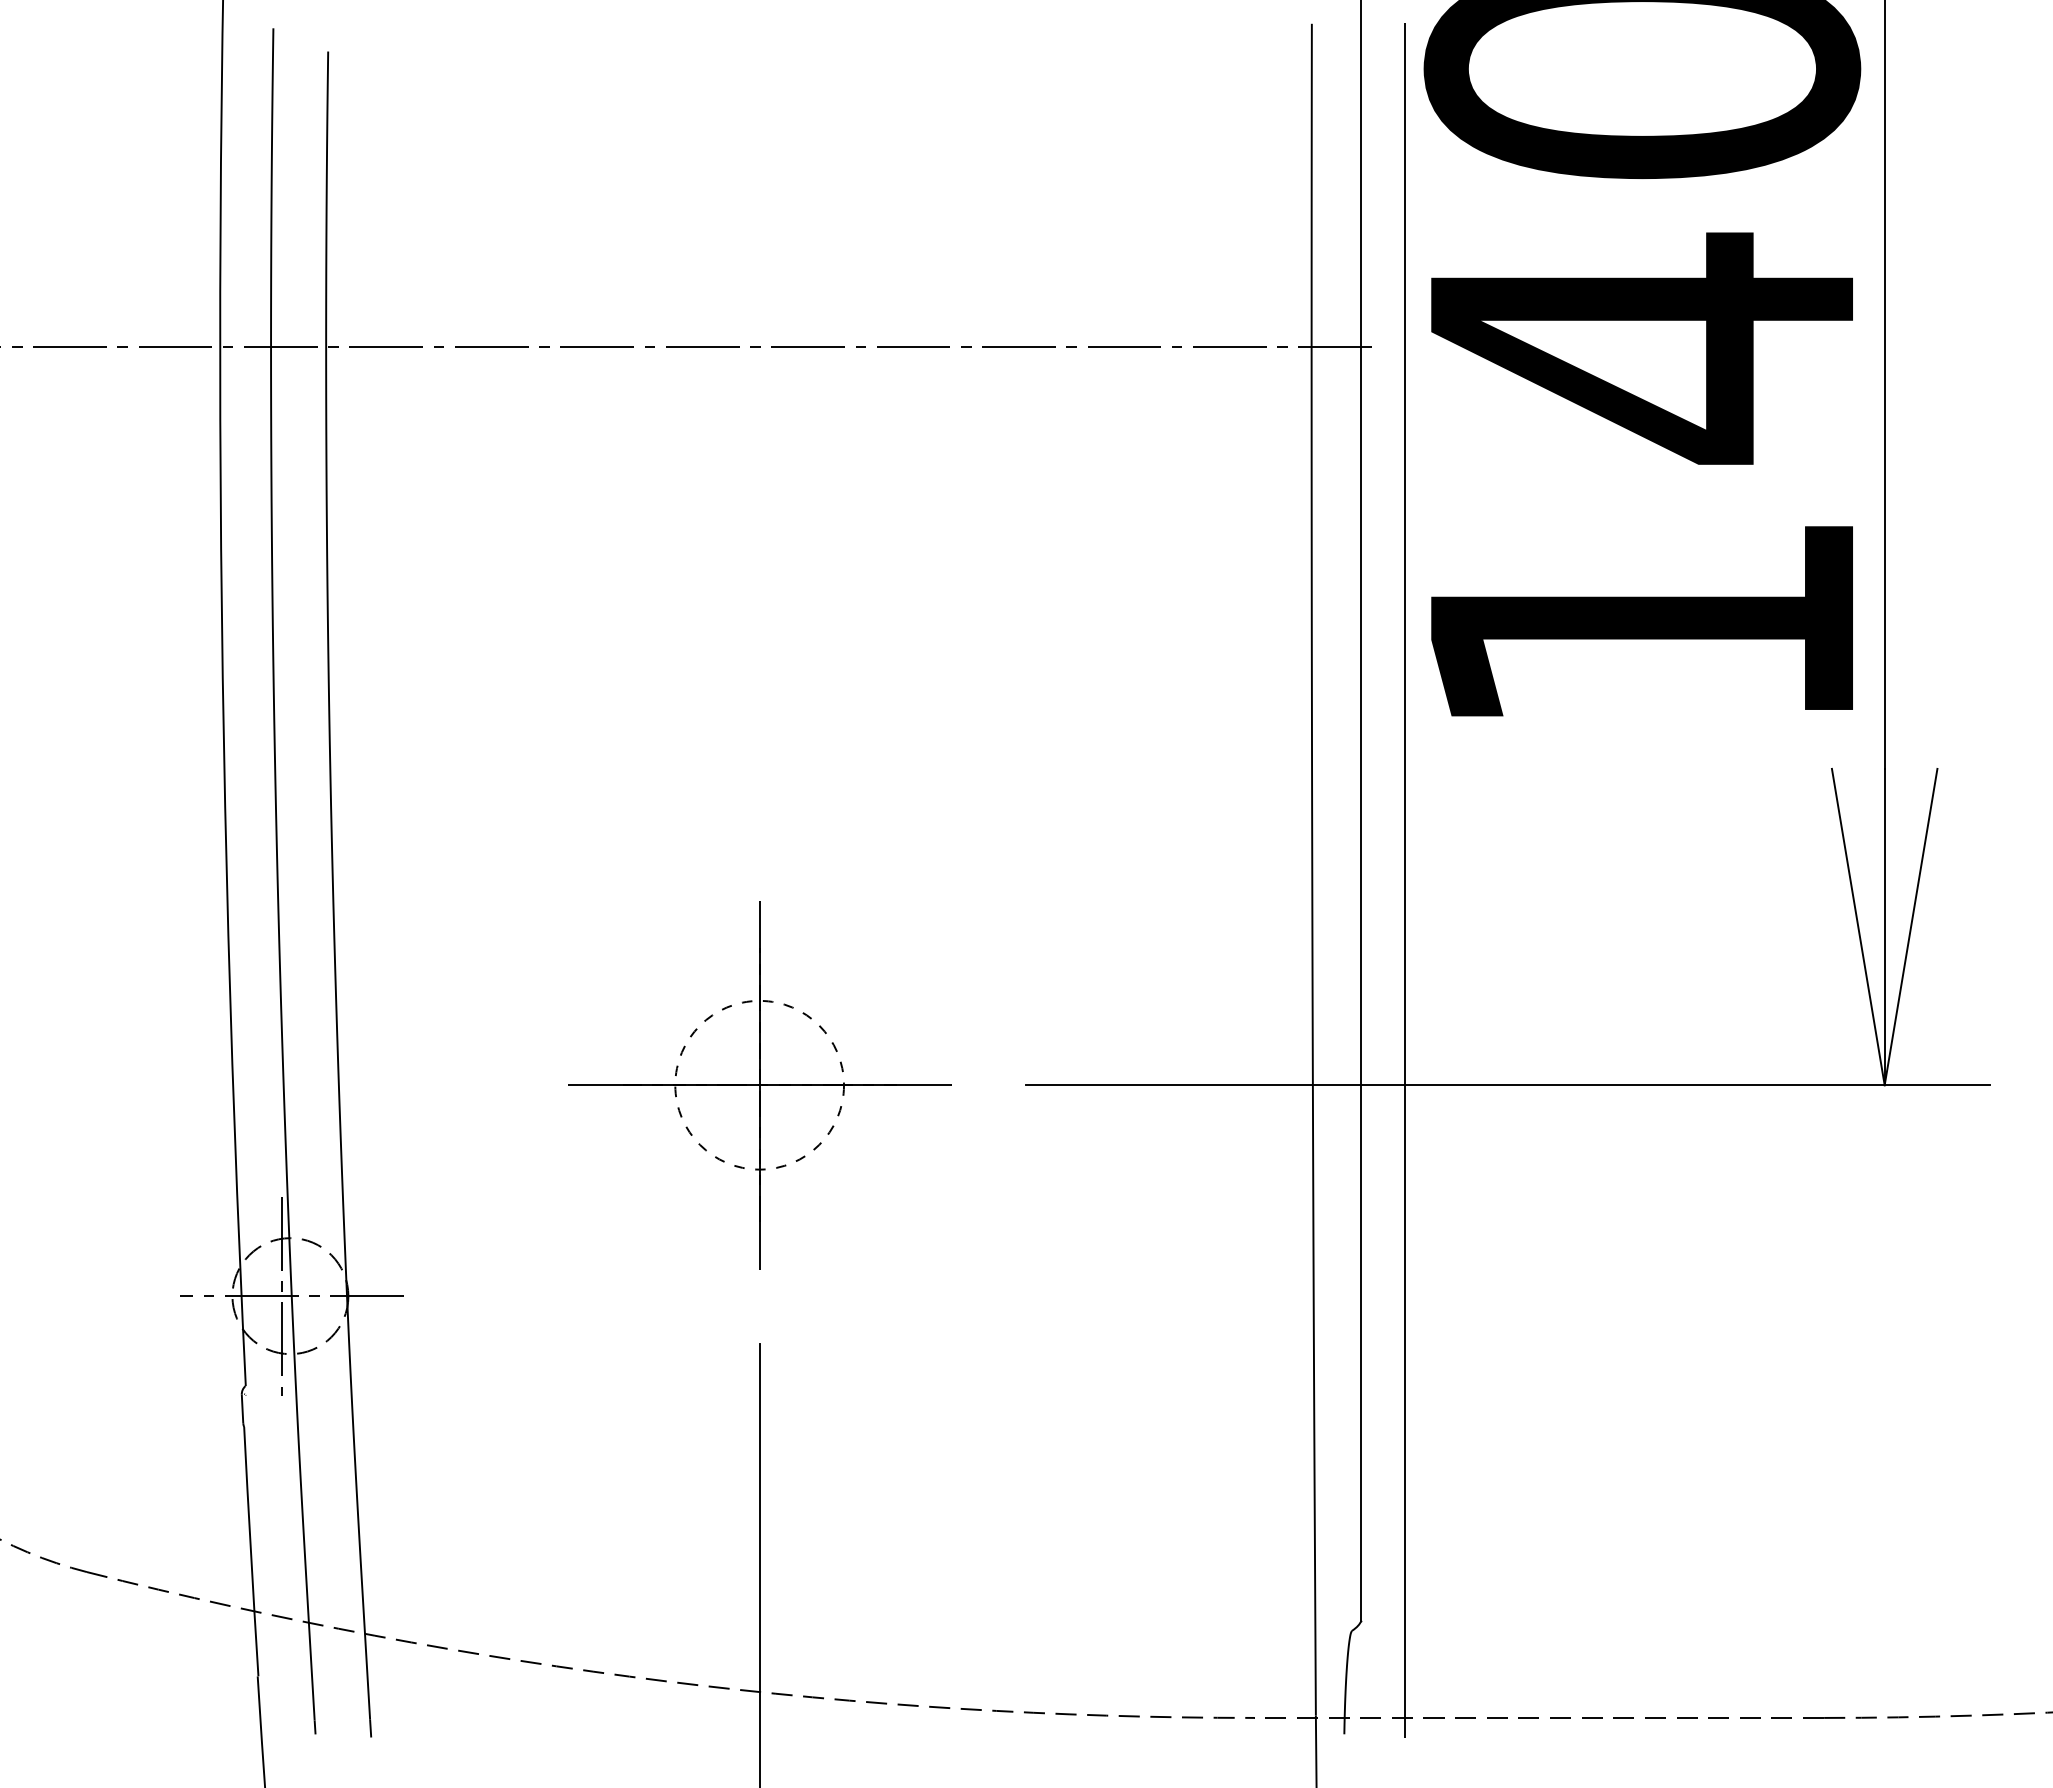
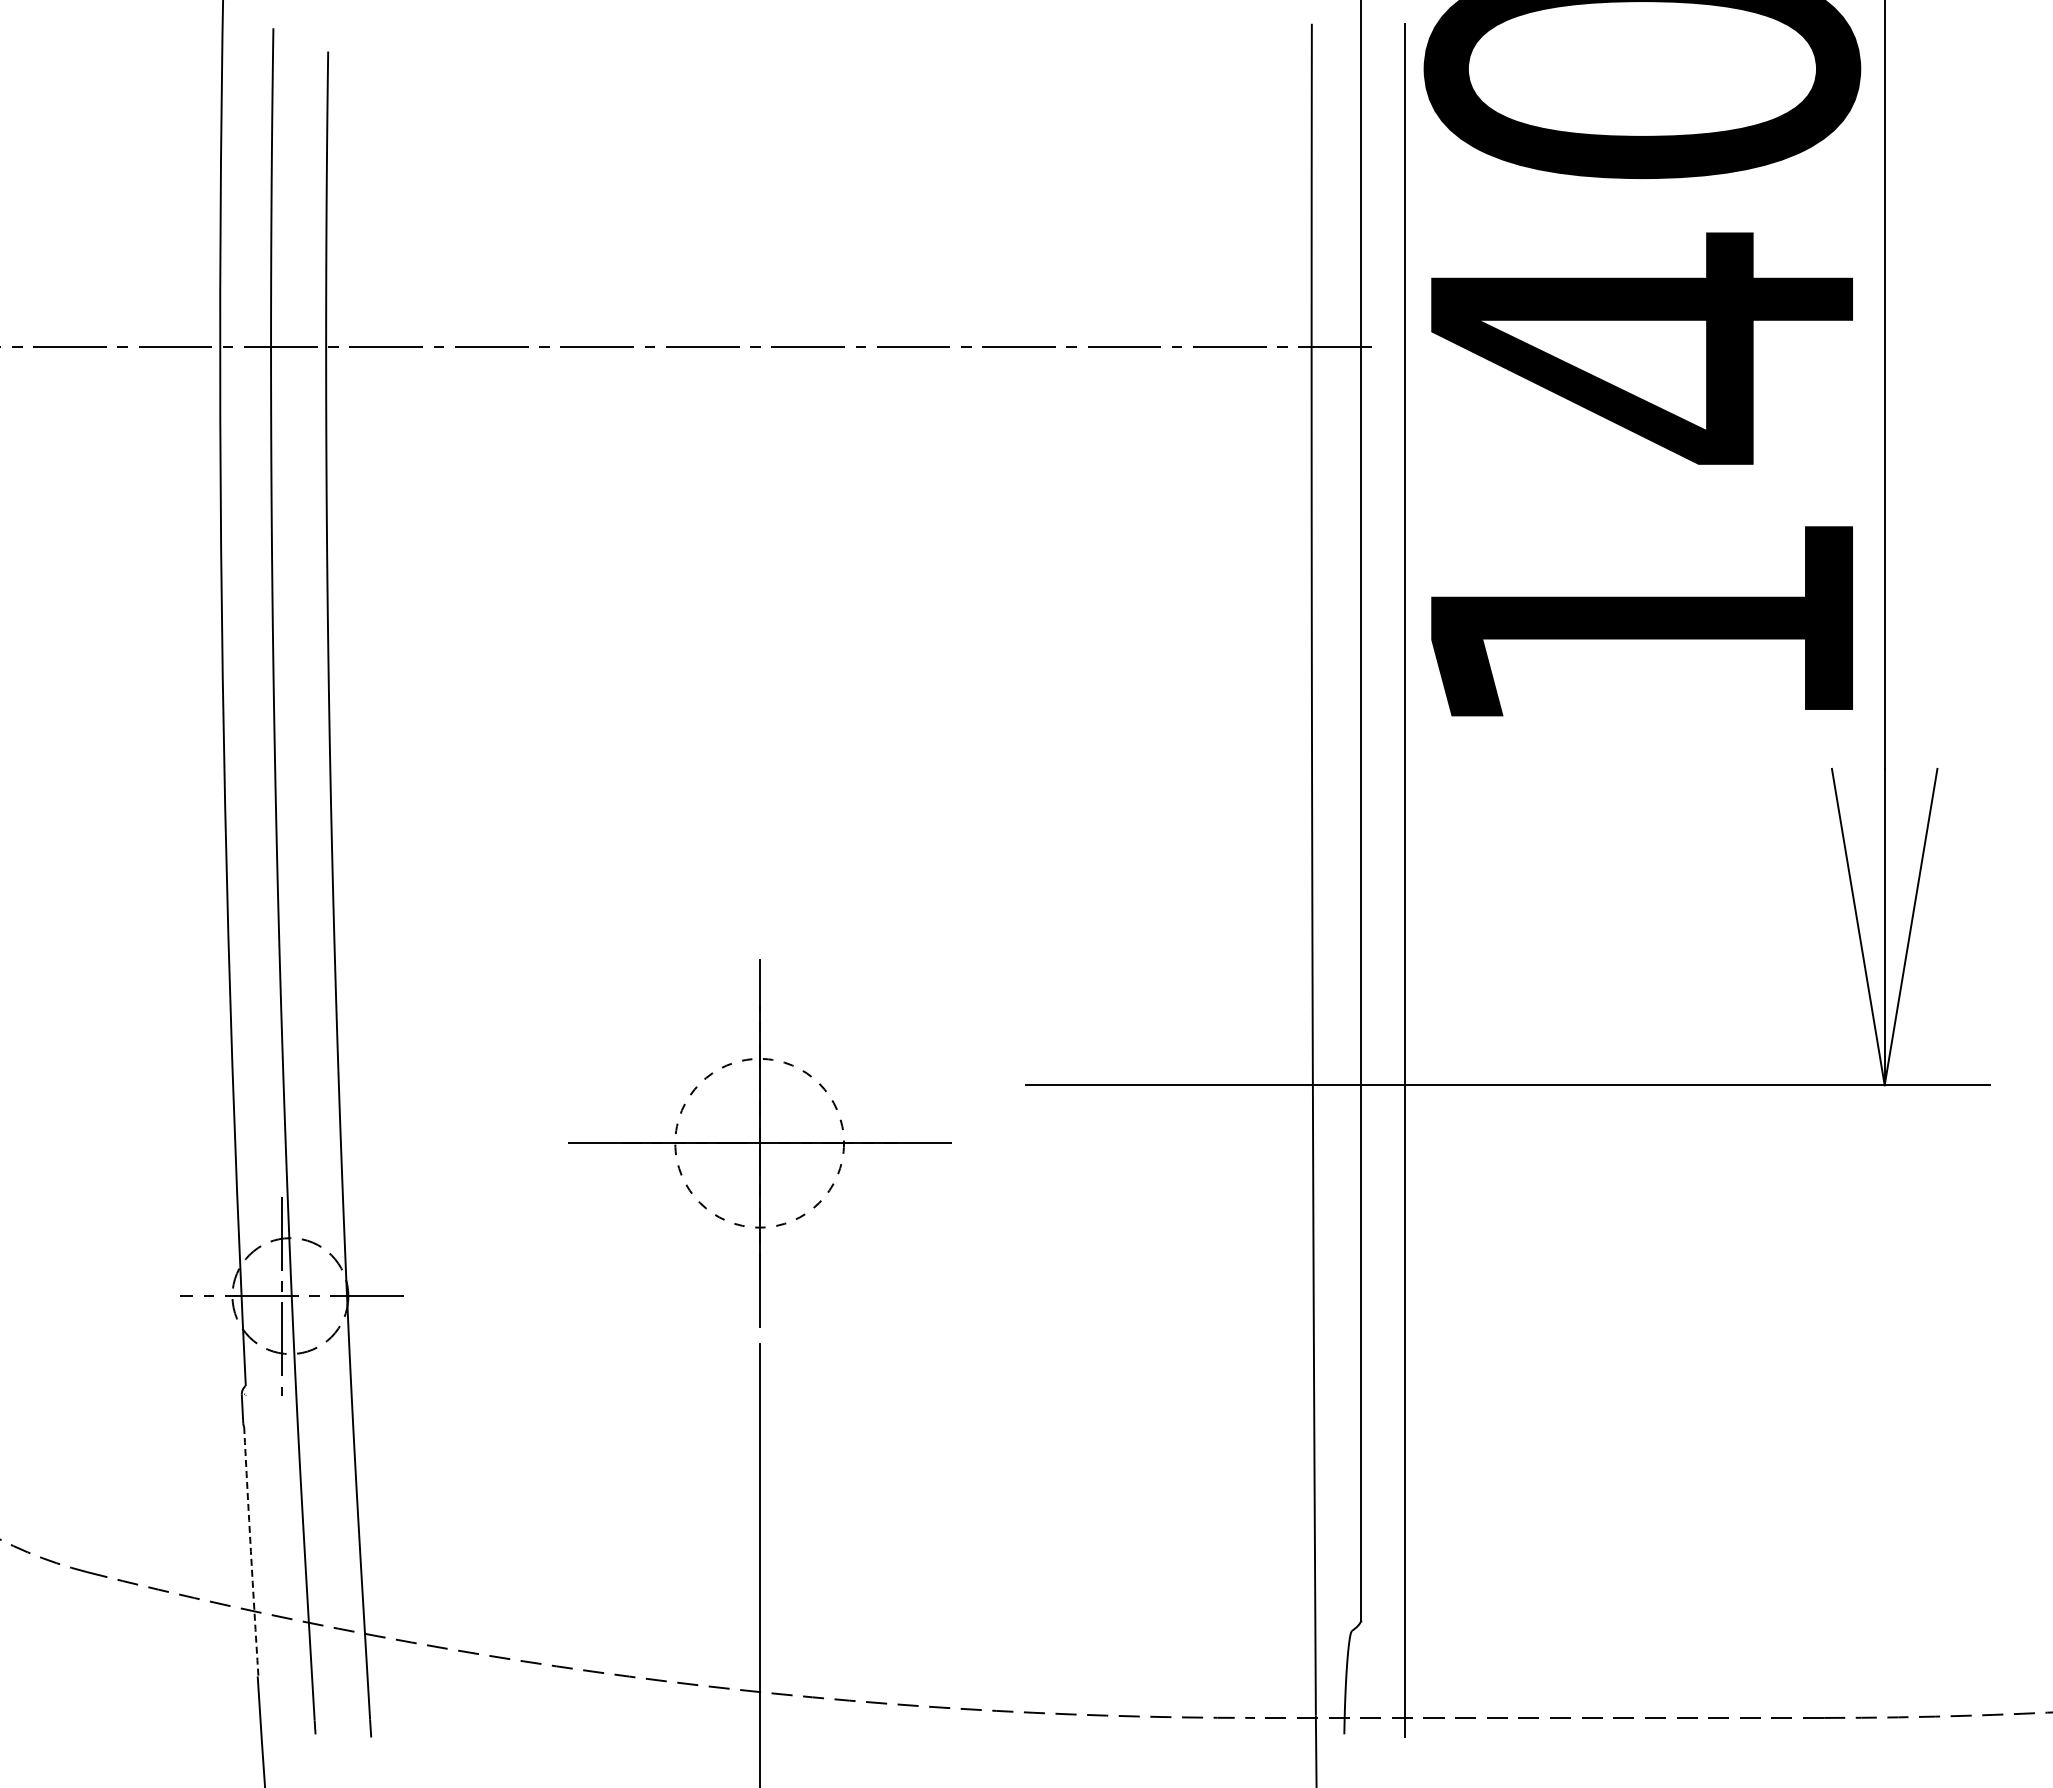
part position: (759, 1085) -> (759, 1143) (759, 1143)
arc: solid -> dashed (250, 1551)
